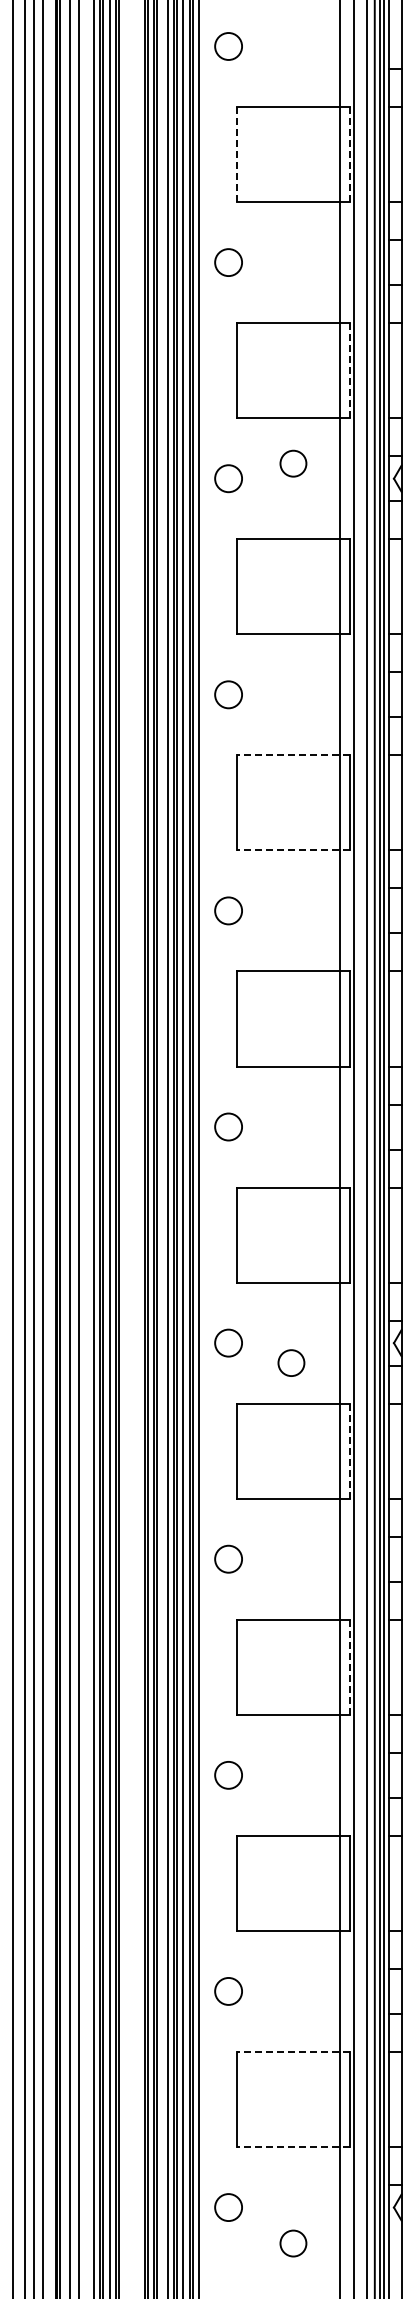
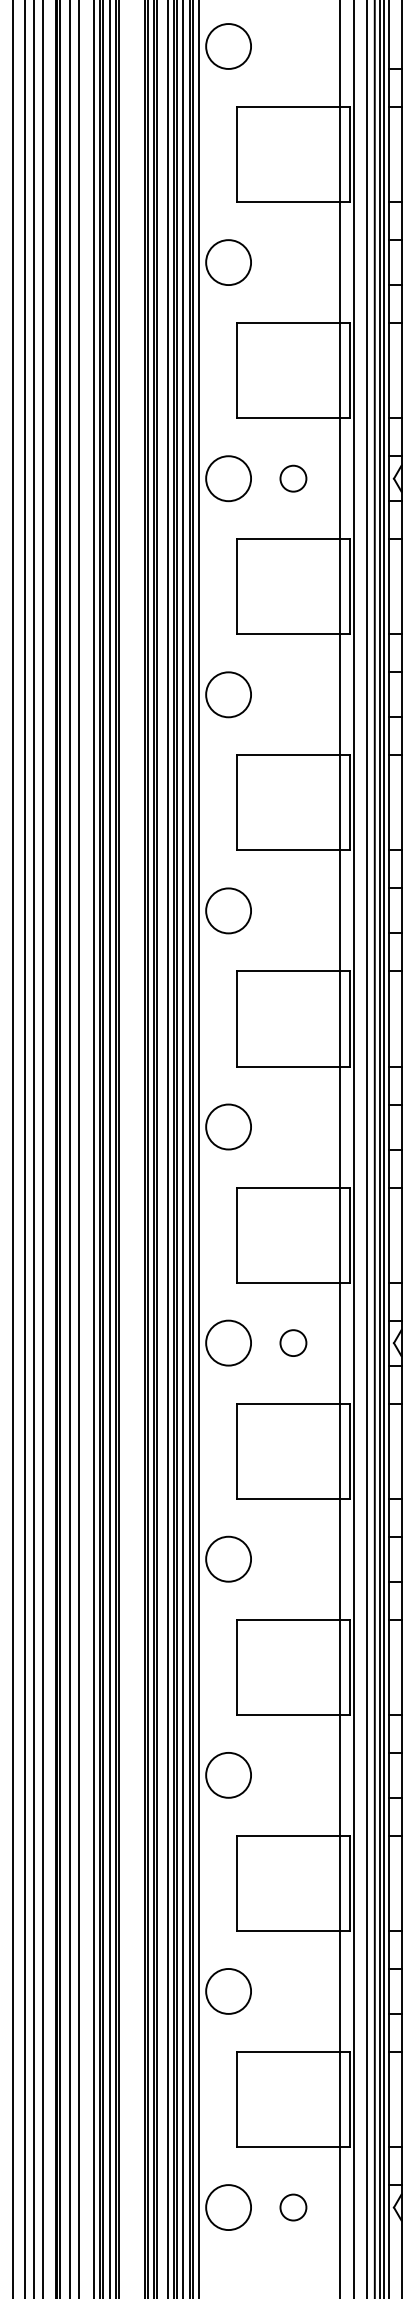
circle diameter: 27 px -> 45 px (228, 46)
line: dashed -> solid (237, 154)
line: dashed -> solid (349, 154)
circle diameter: 27 px -> 45 px (228, 262)
line: dashed -> solid (349, 370)
circle position: (293, 463) -> (293, 478) (293, 478)
circle diameter: 27 px -> 45 px (228, 478)
circle diameter: 27 px -> 45 px (228, 694)
line: dashed -> solid (292, 755)
line: dashed -> solid (292, 850)
circle diameter: 27 px -> 45 px (228, 910)
circle diameter: 27 px -> 45 px (228, 1126)
circle diameter: 27 px -> 45 px (228, 1342)
circle position: (291, 1362) -> (293, 1342) (293, 1342)
line: dashed -> solid (349, 1451)
circle diameter: 27 px -> 45 px (228, 1558)
line: dashed -> solid (349, 1667)
circle diameter: 27 px -> 45 px (228, 1774)
circle diameter: 27 px -> 45 px (228, 1990)
line: dashed -> solid (292, 2051)
line: dashed -> solid (292, 2147)
circle diameter: 27 px -> 45 px (228, 2207)
circle position: (293, 2243) -> (293, 2207) (293, 2207)
